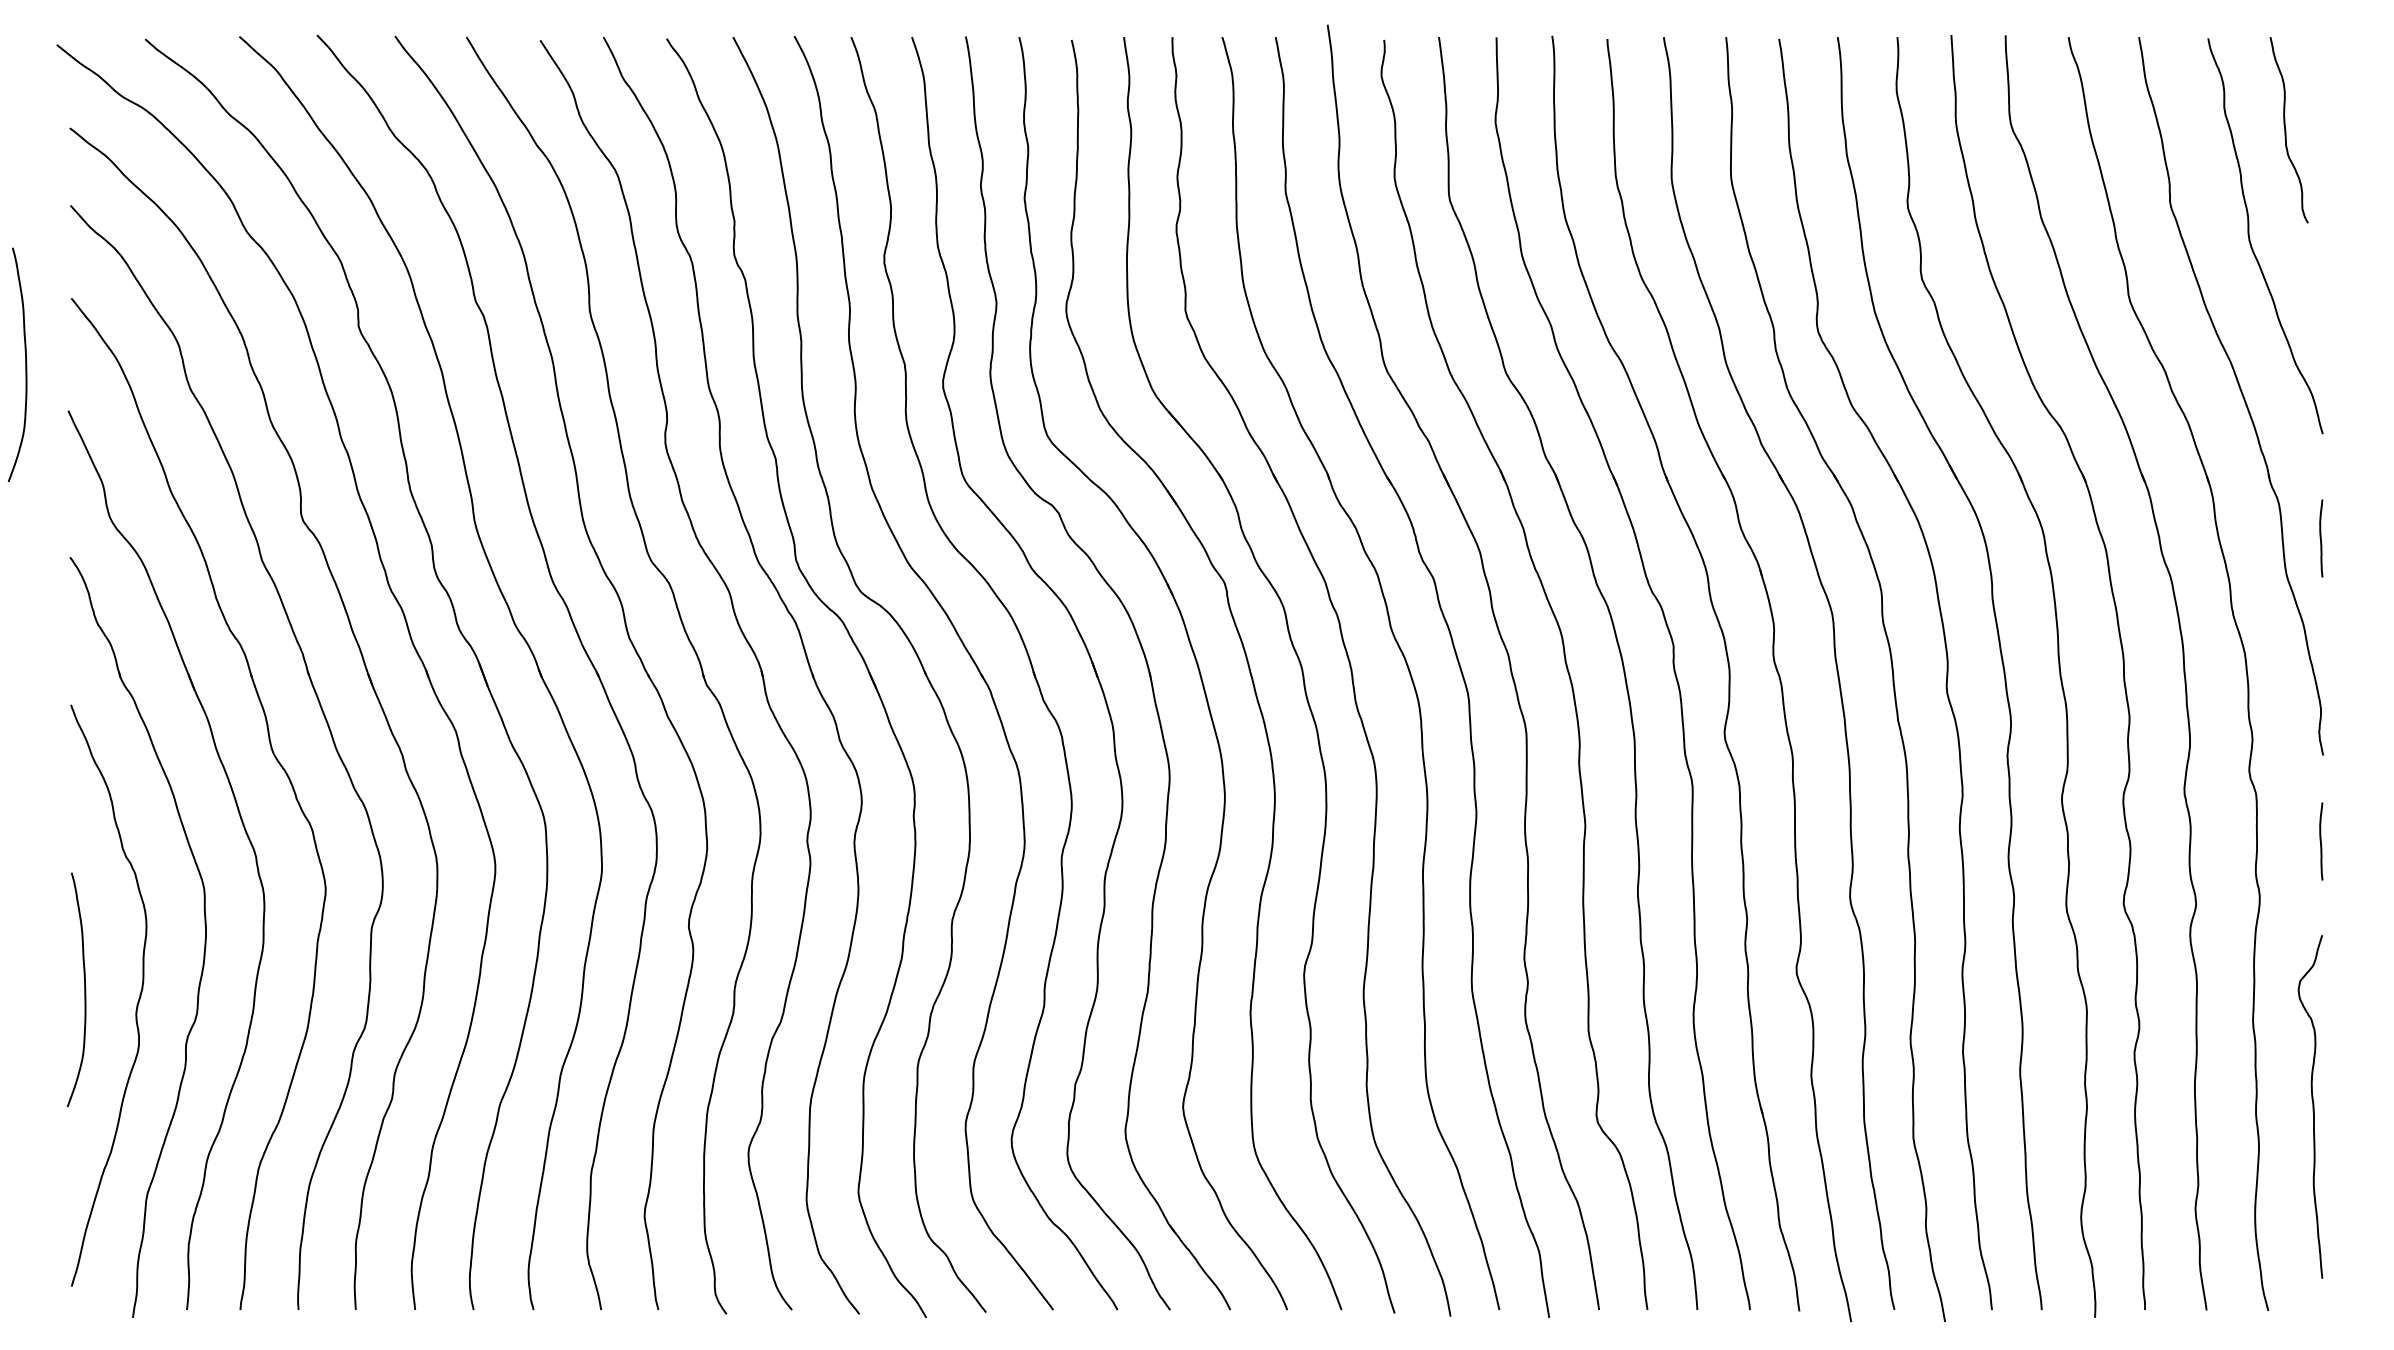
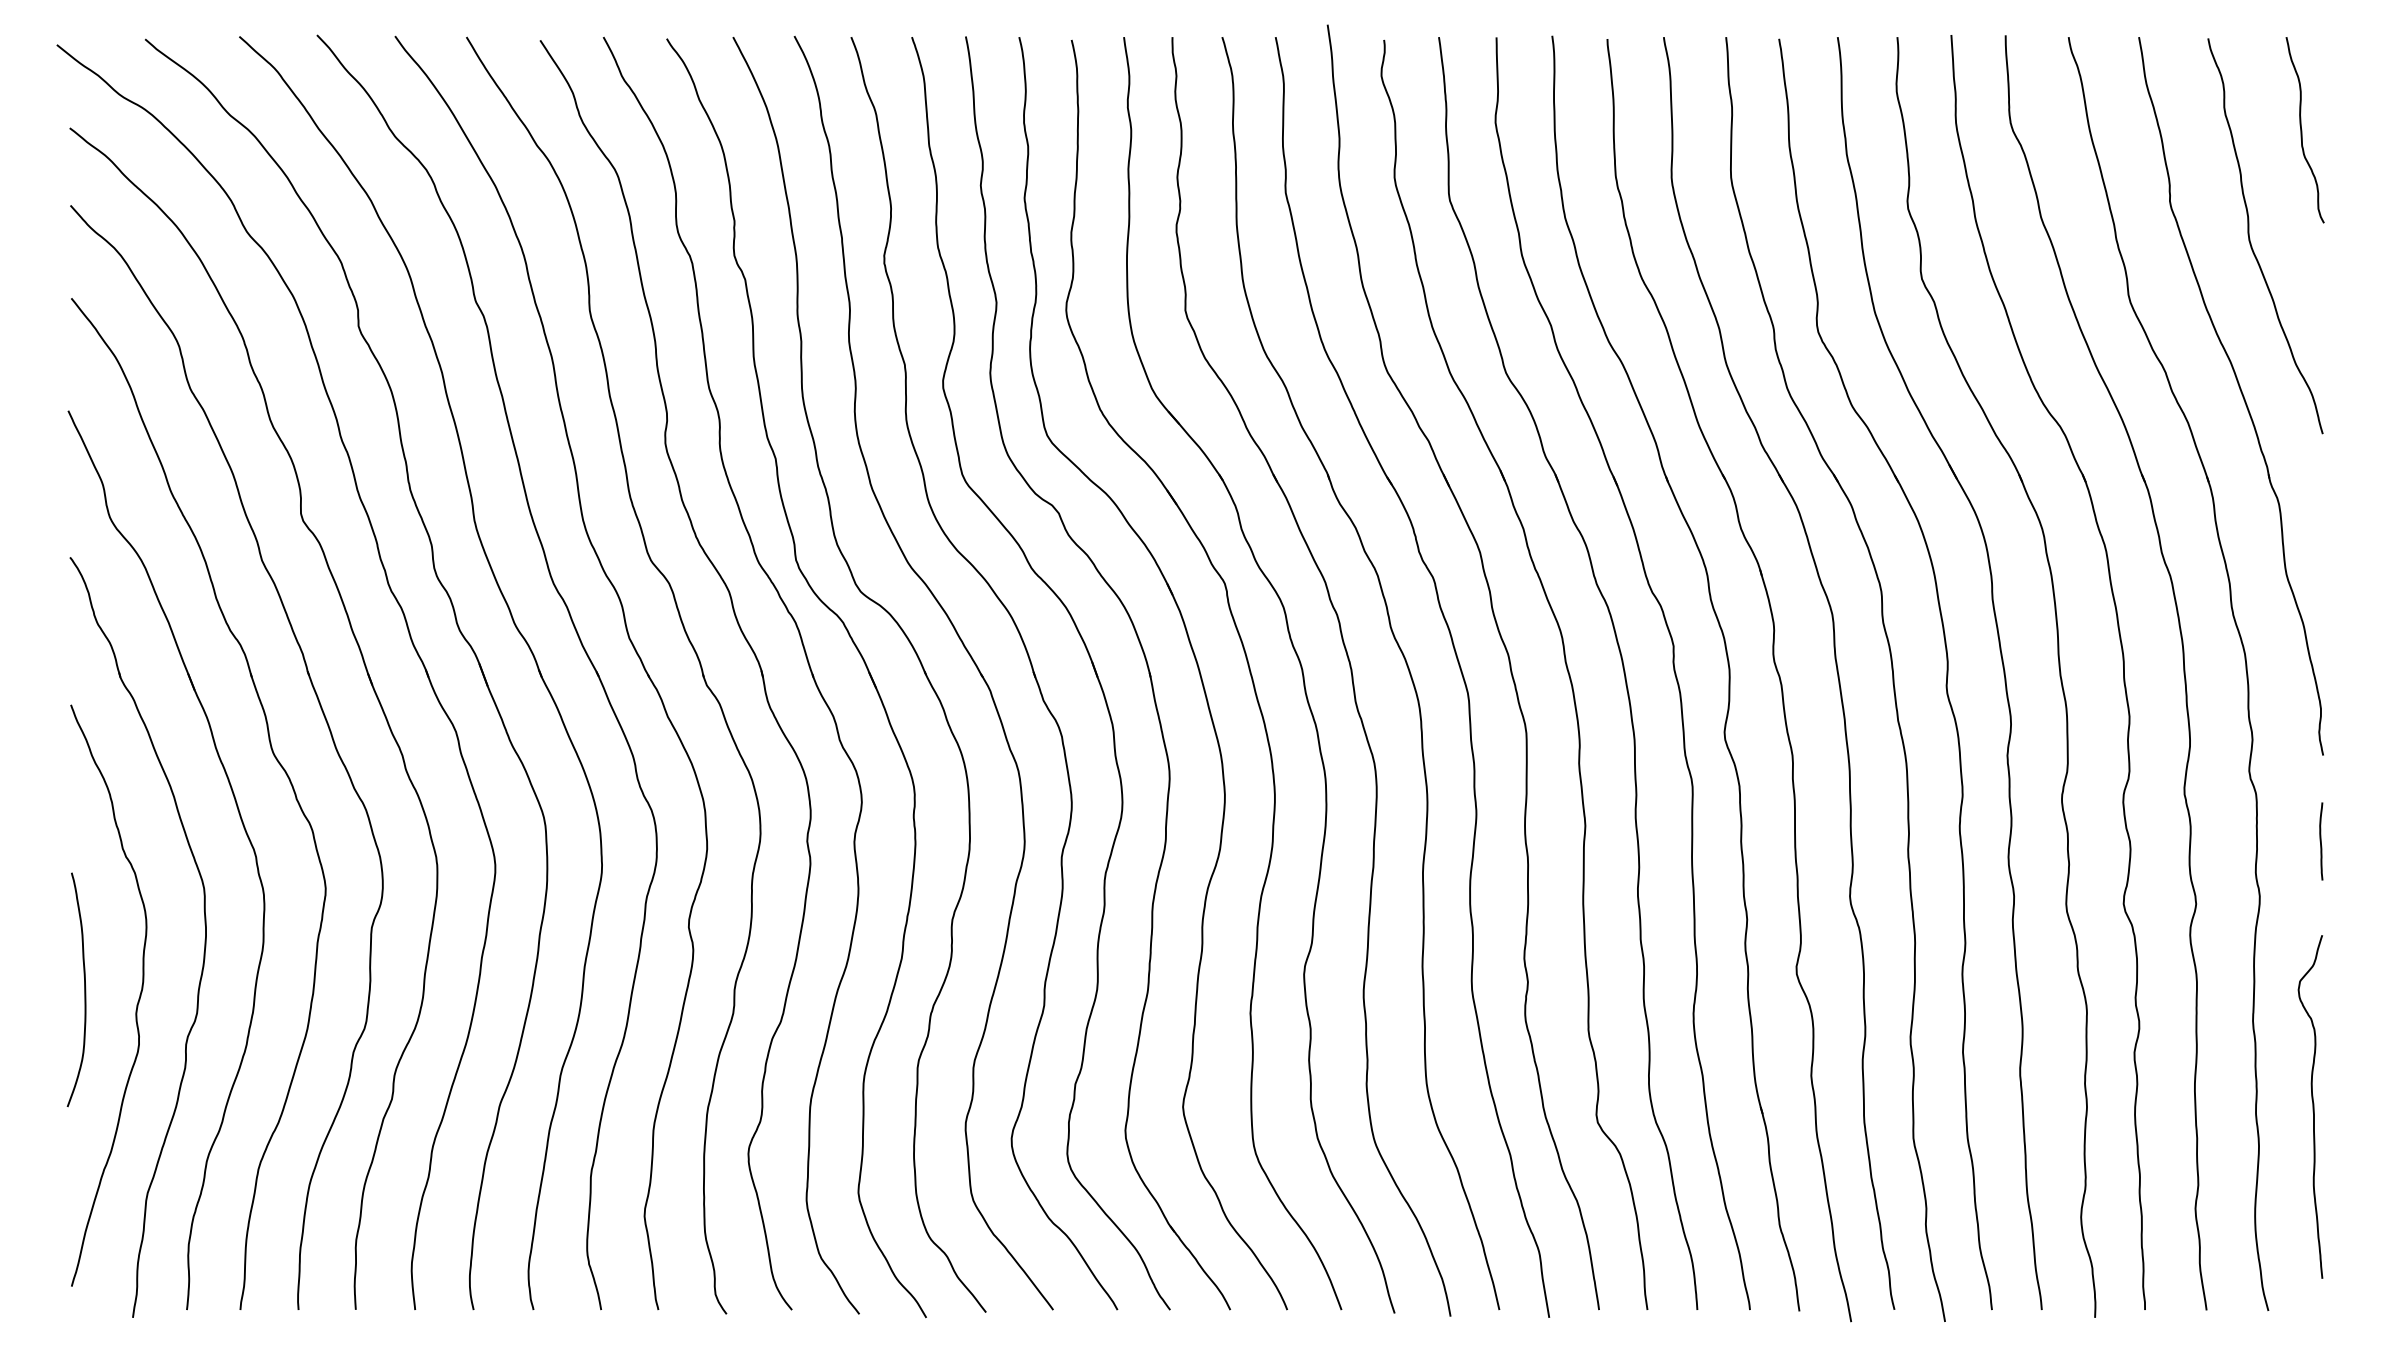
curve position: (2286, 130) -> (2302, 130) (2302, 130)
curve: present -> none (25, 364)
curve: present -> none (2321, 538)
